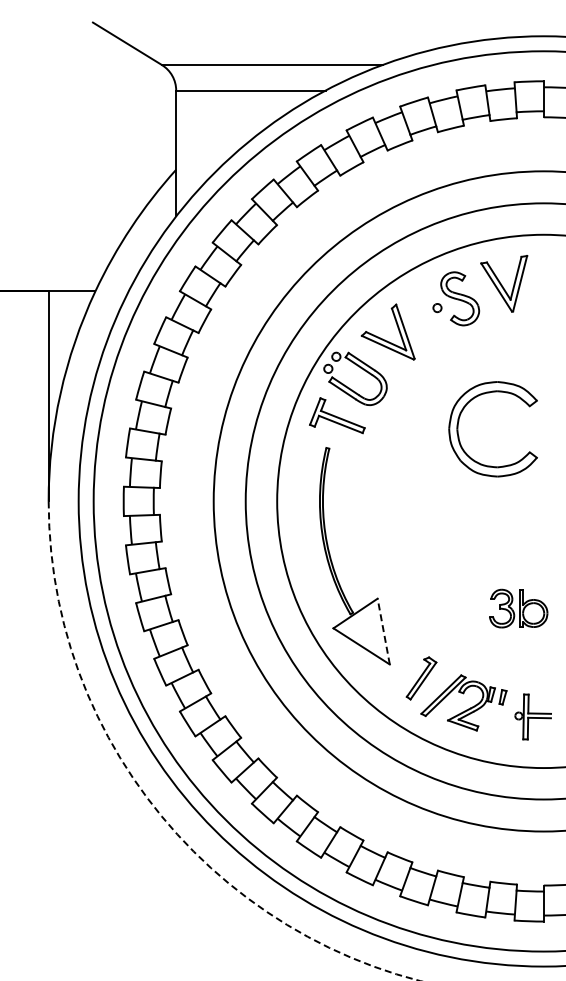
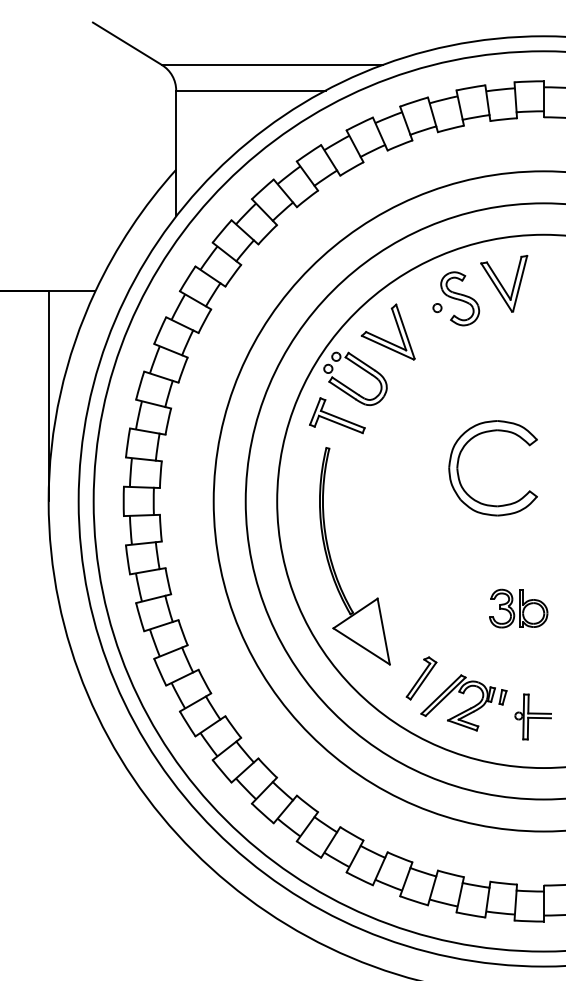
part position: (459, 436) -> (459, 475) (459, 475)
line: dashed -> solid (383, 631)
arc: dashed -> solid (151, 803)
